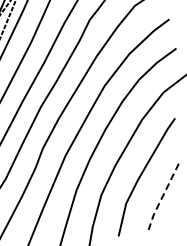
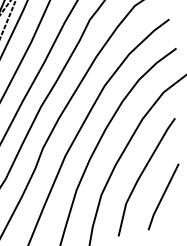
line: dashed -> solid (162, 197)
